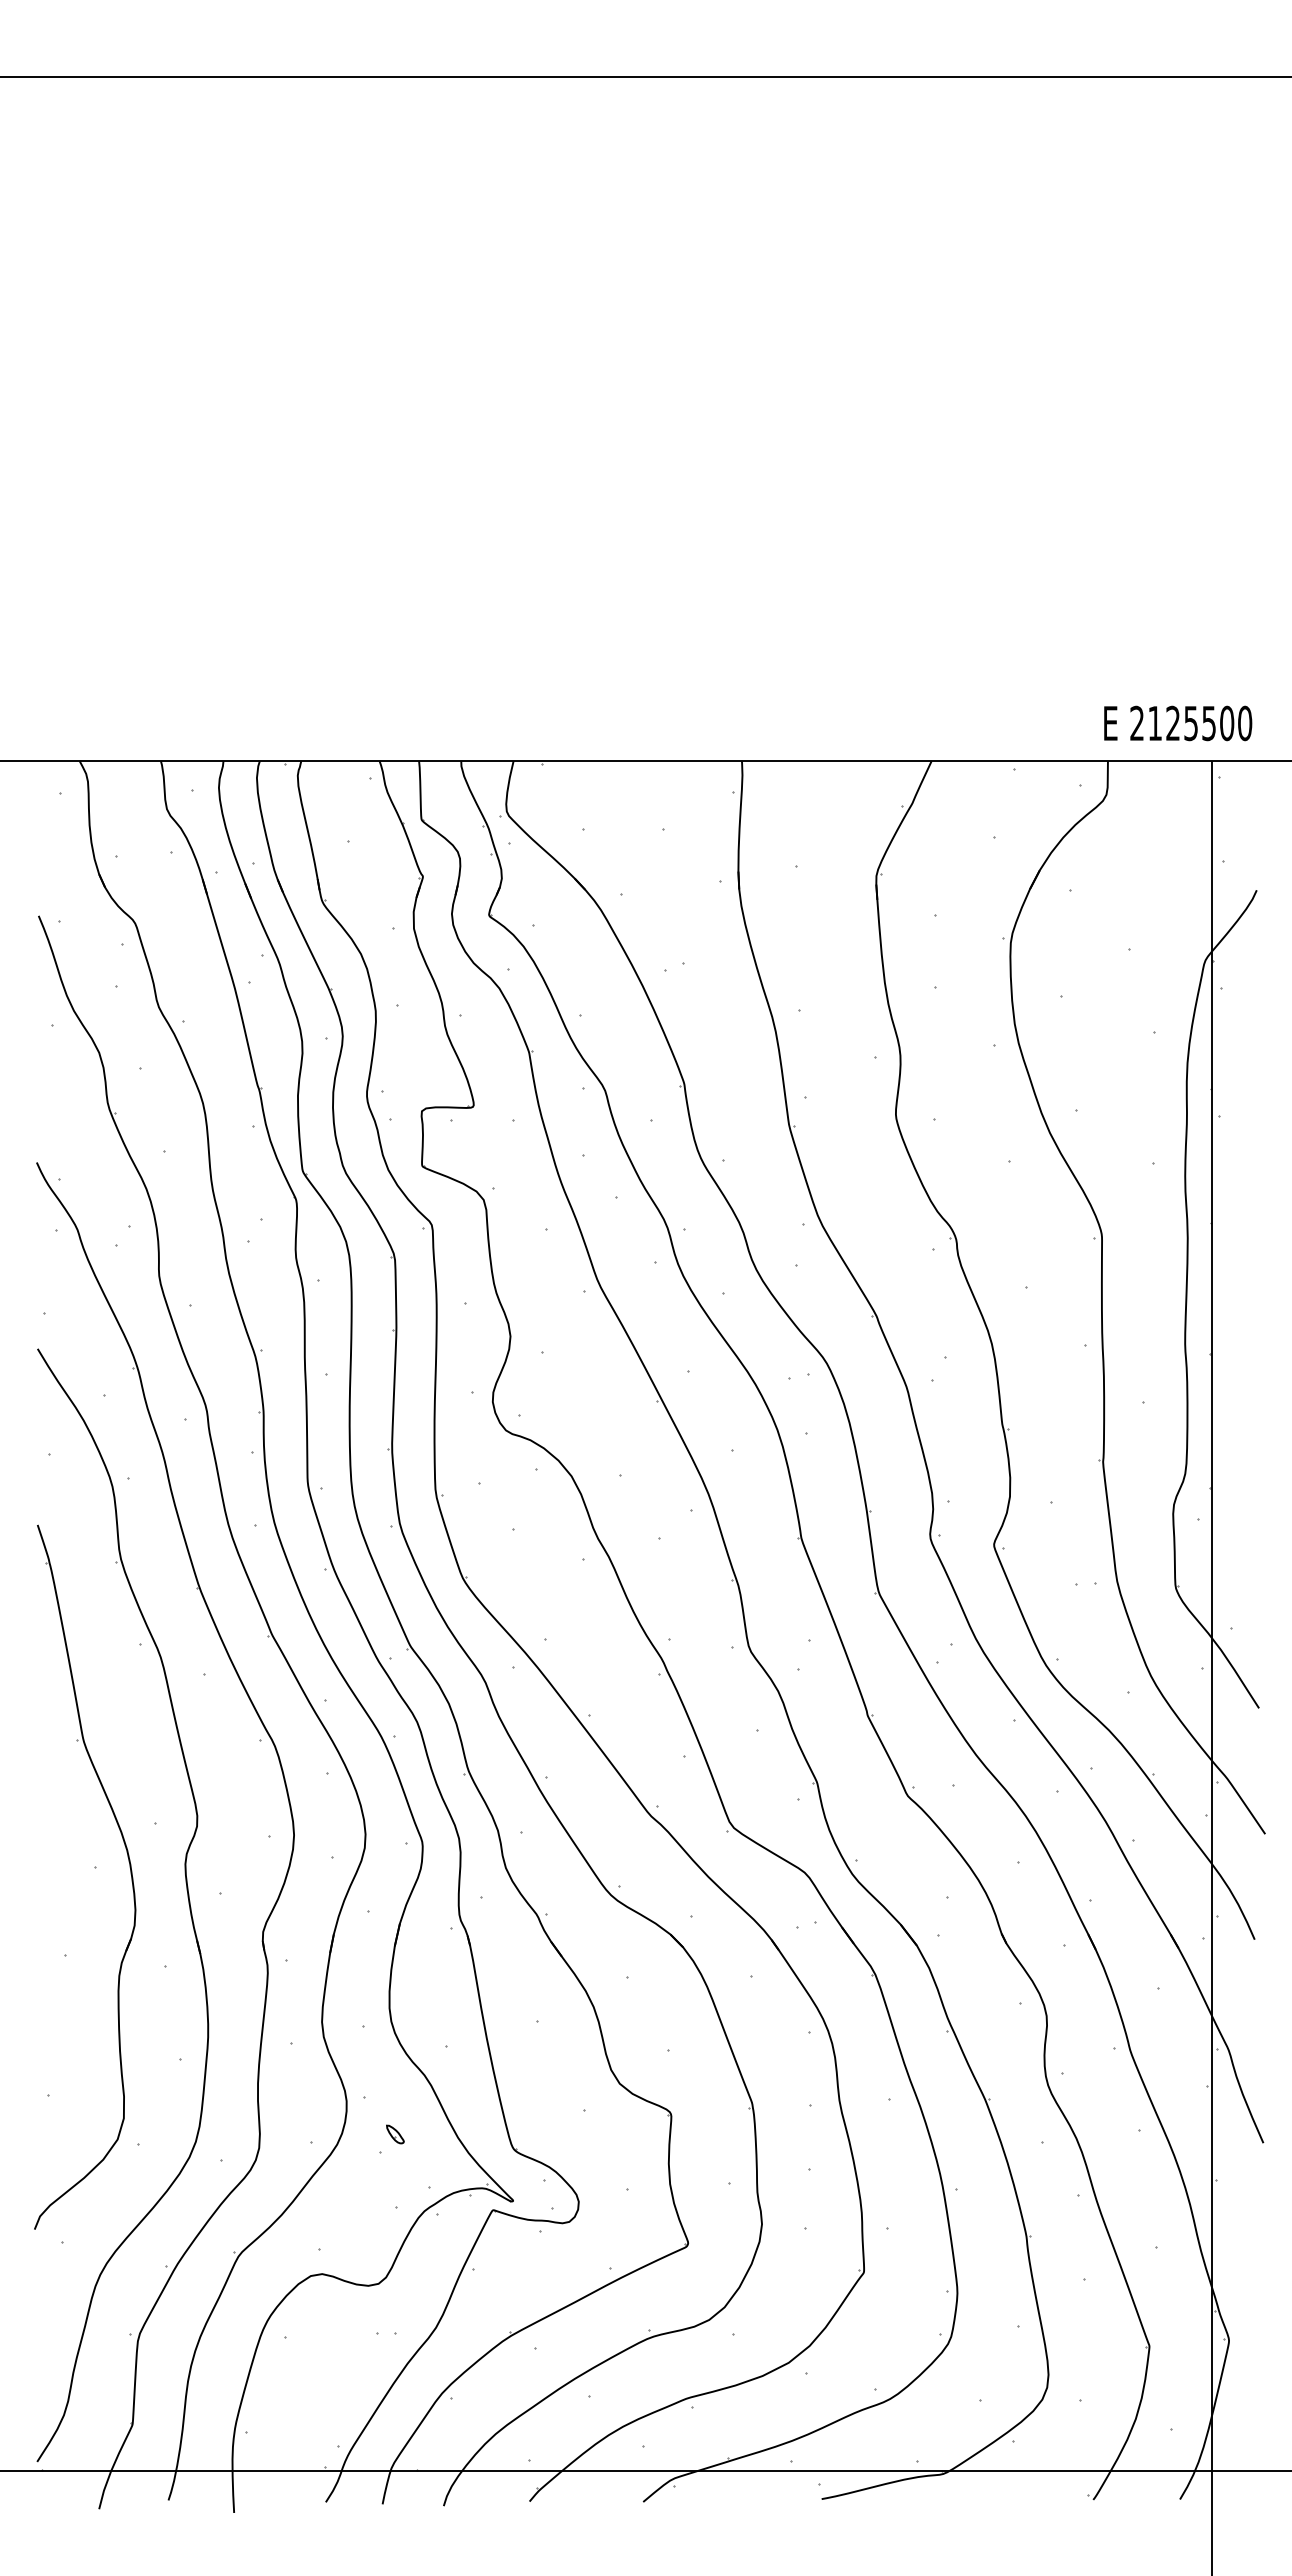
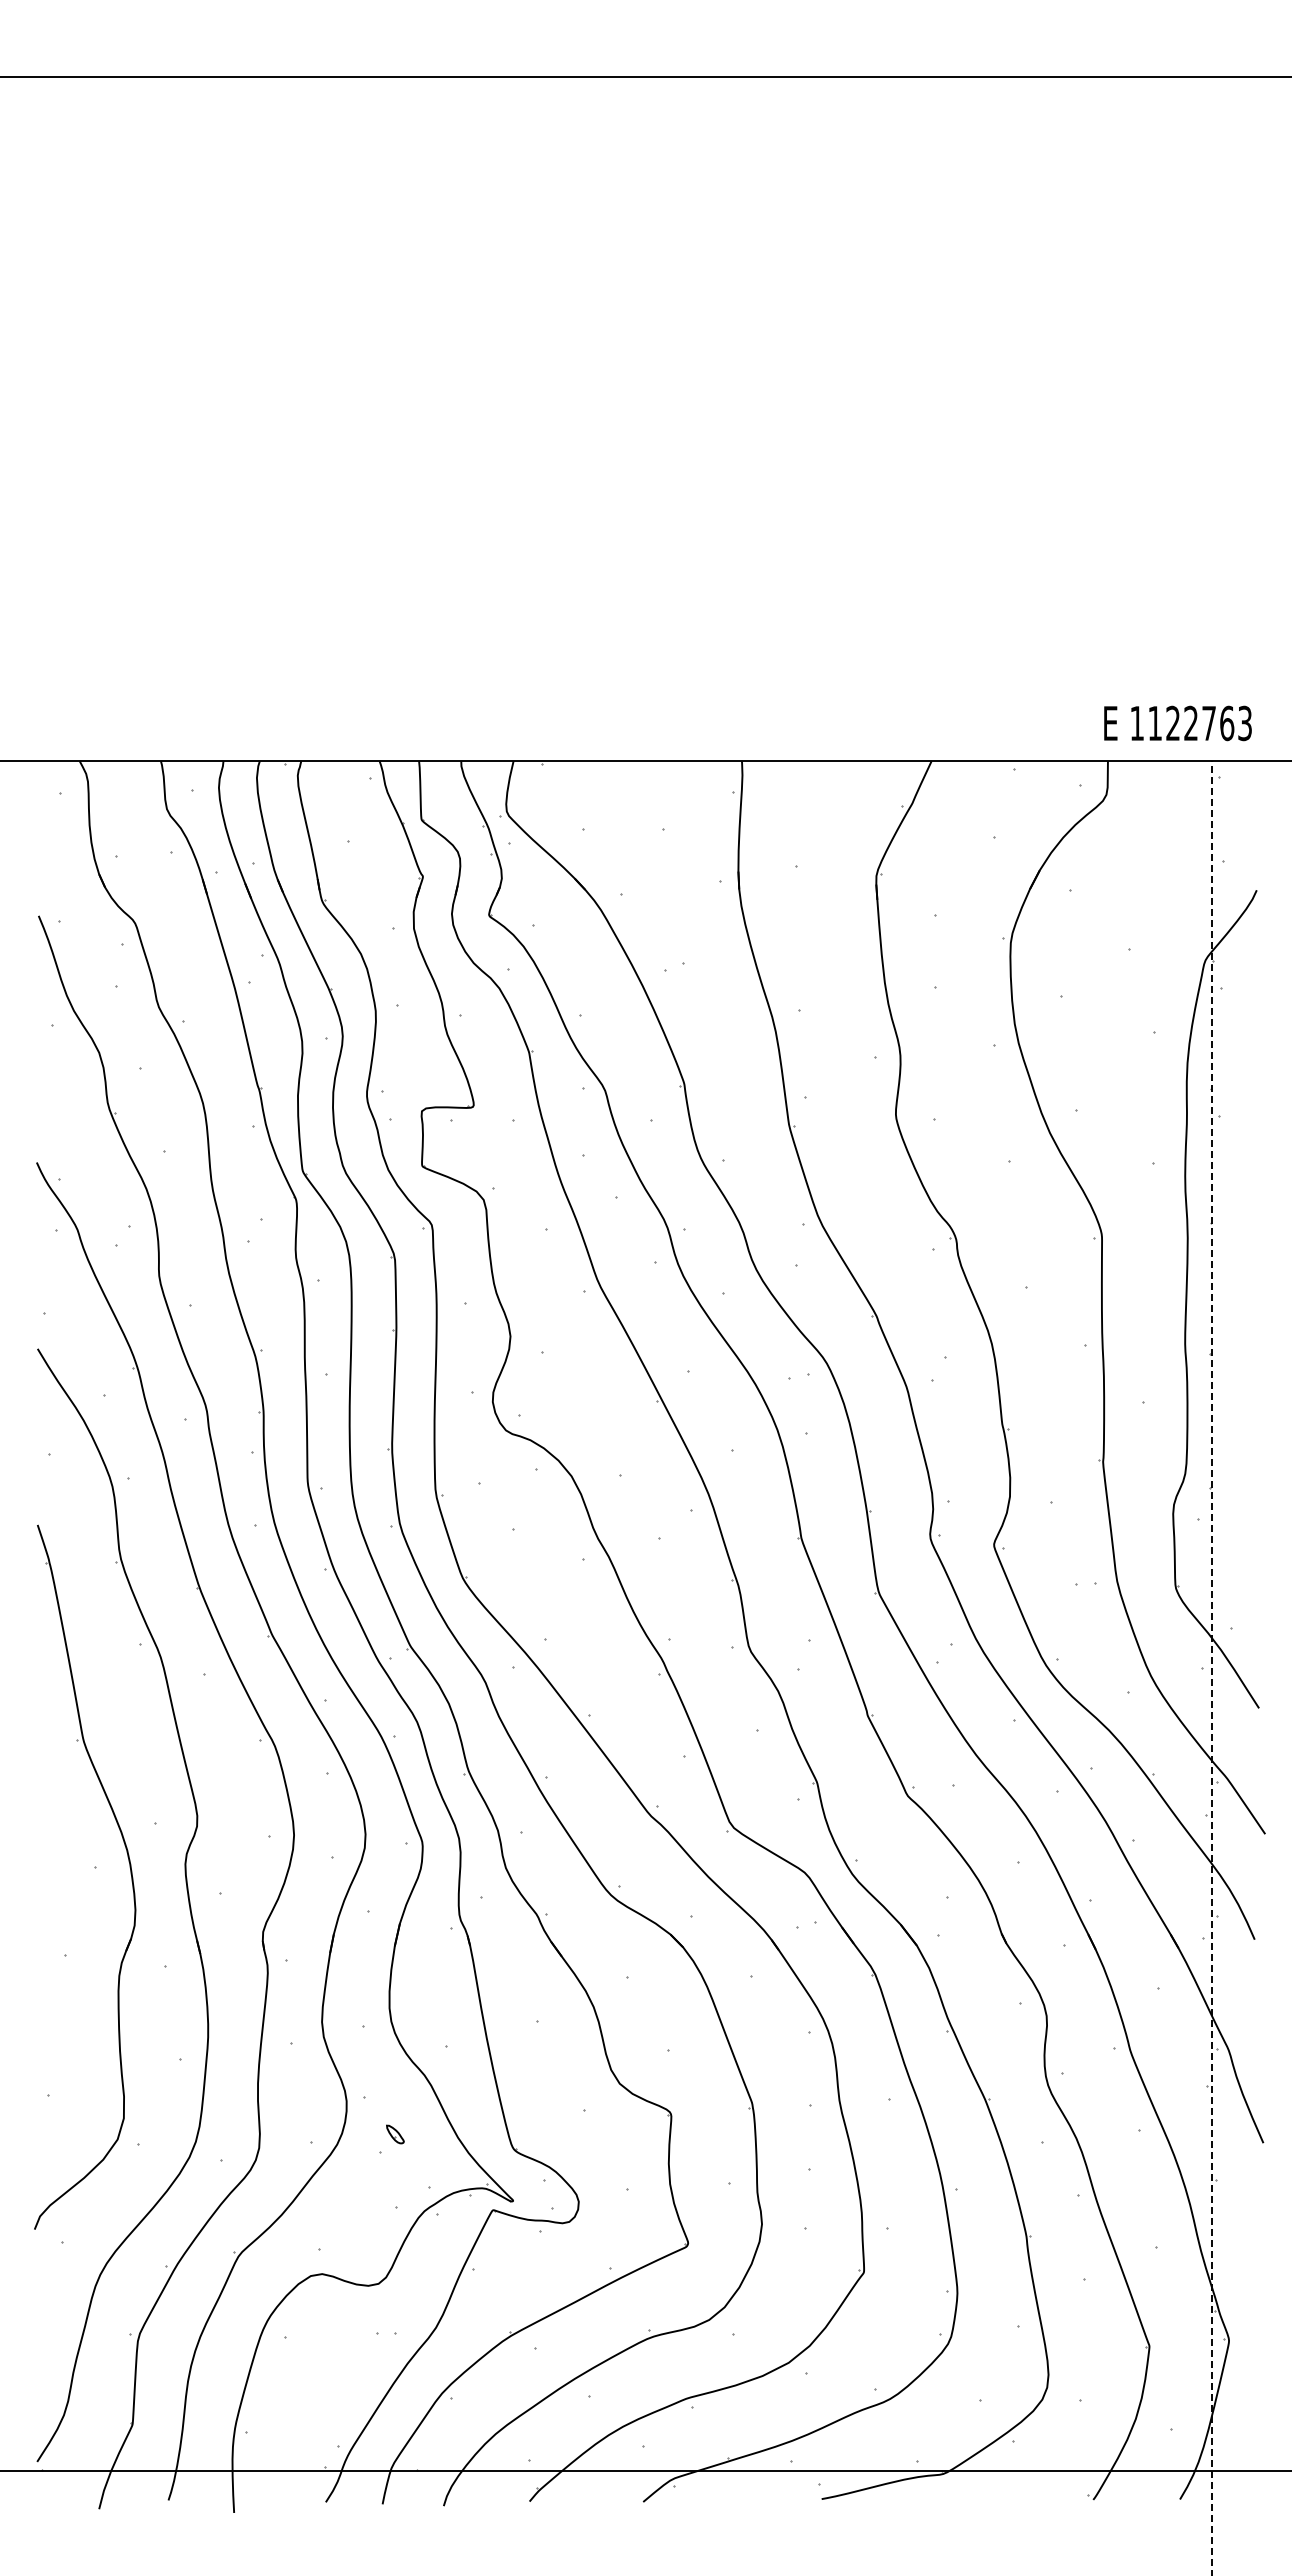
text: 2125500 -> 1122763 (1191, 723)
line: solid -> dashed (1212, 1667)
